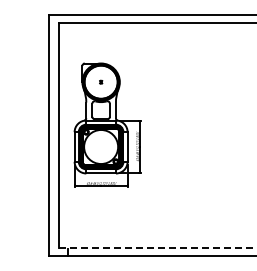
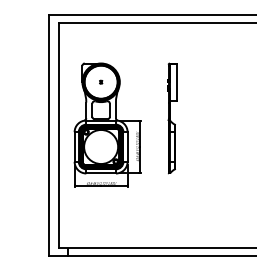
part: none -> present (172, 118)
line: dashed -> solid (157, 247)
